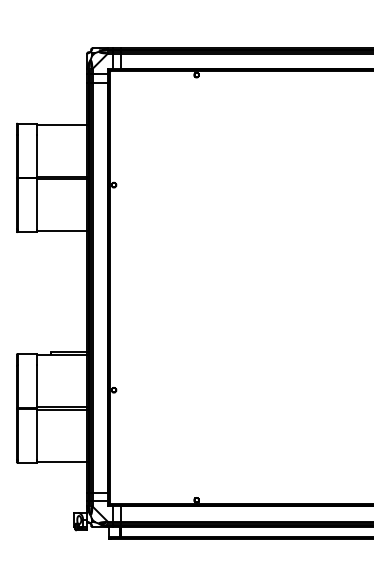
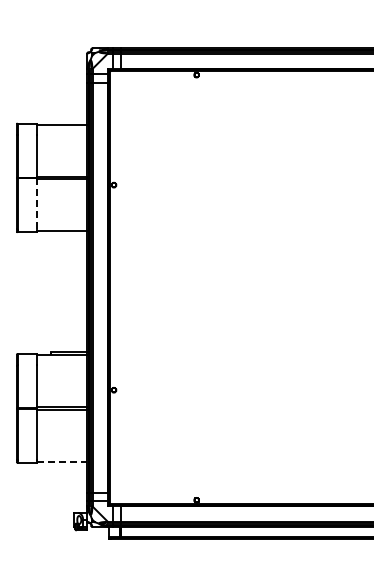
line: solid -> dashed (37, 204)
line: solid -> dashed (62, 461)
